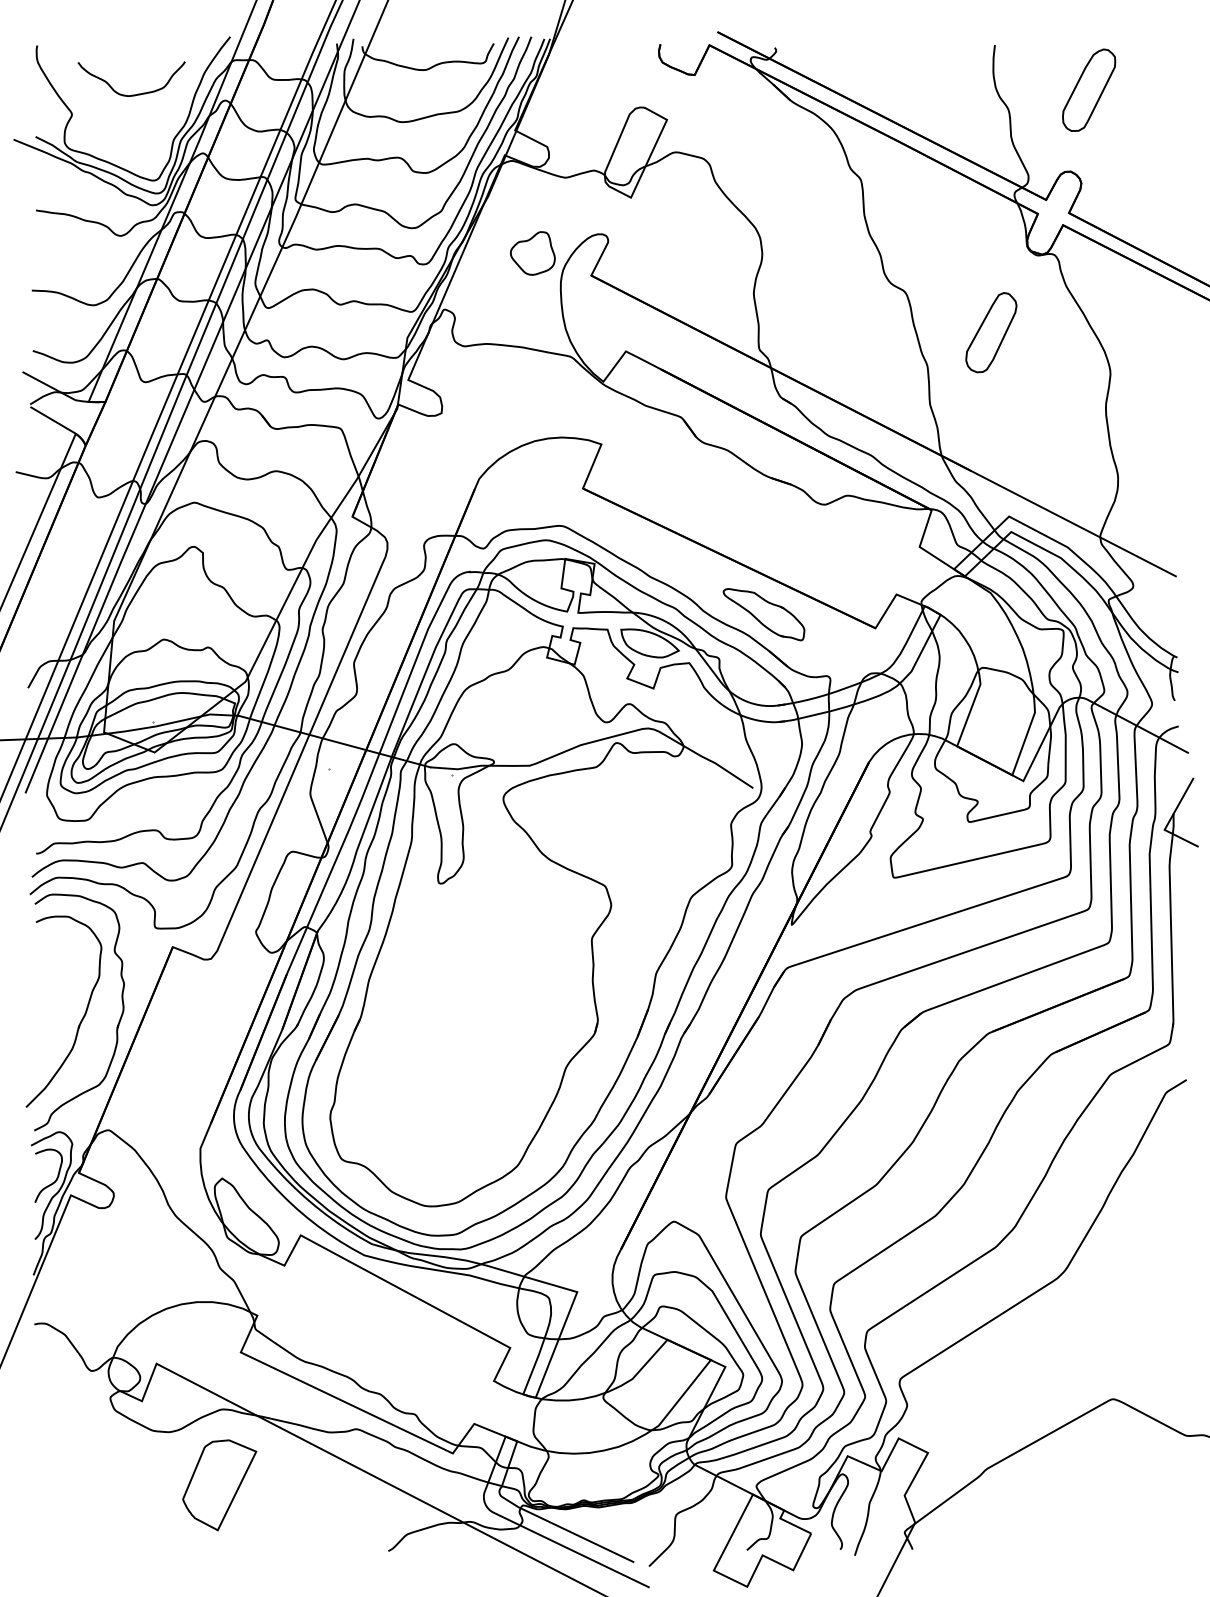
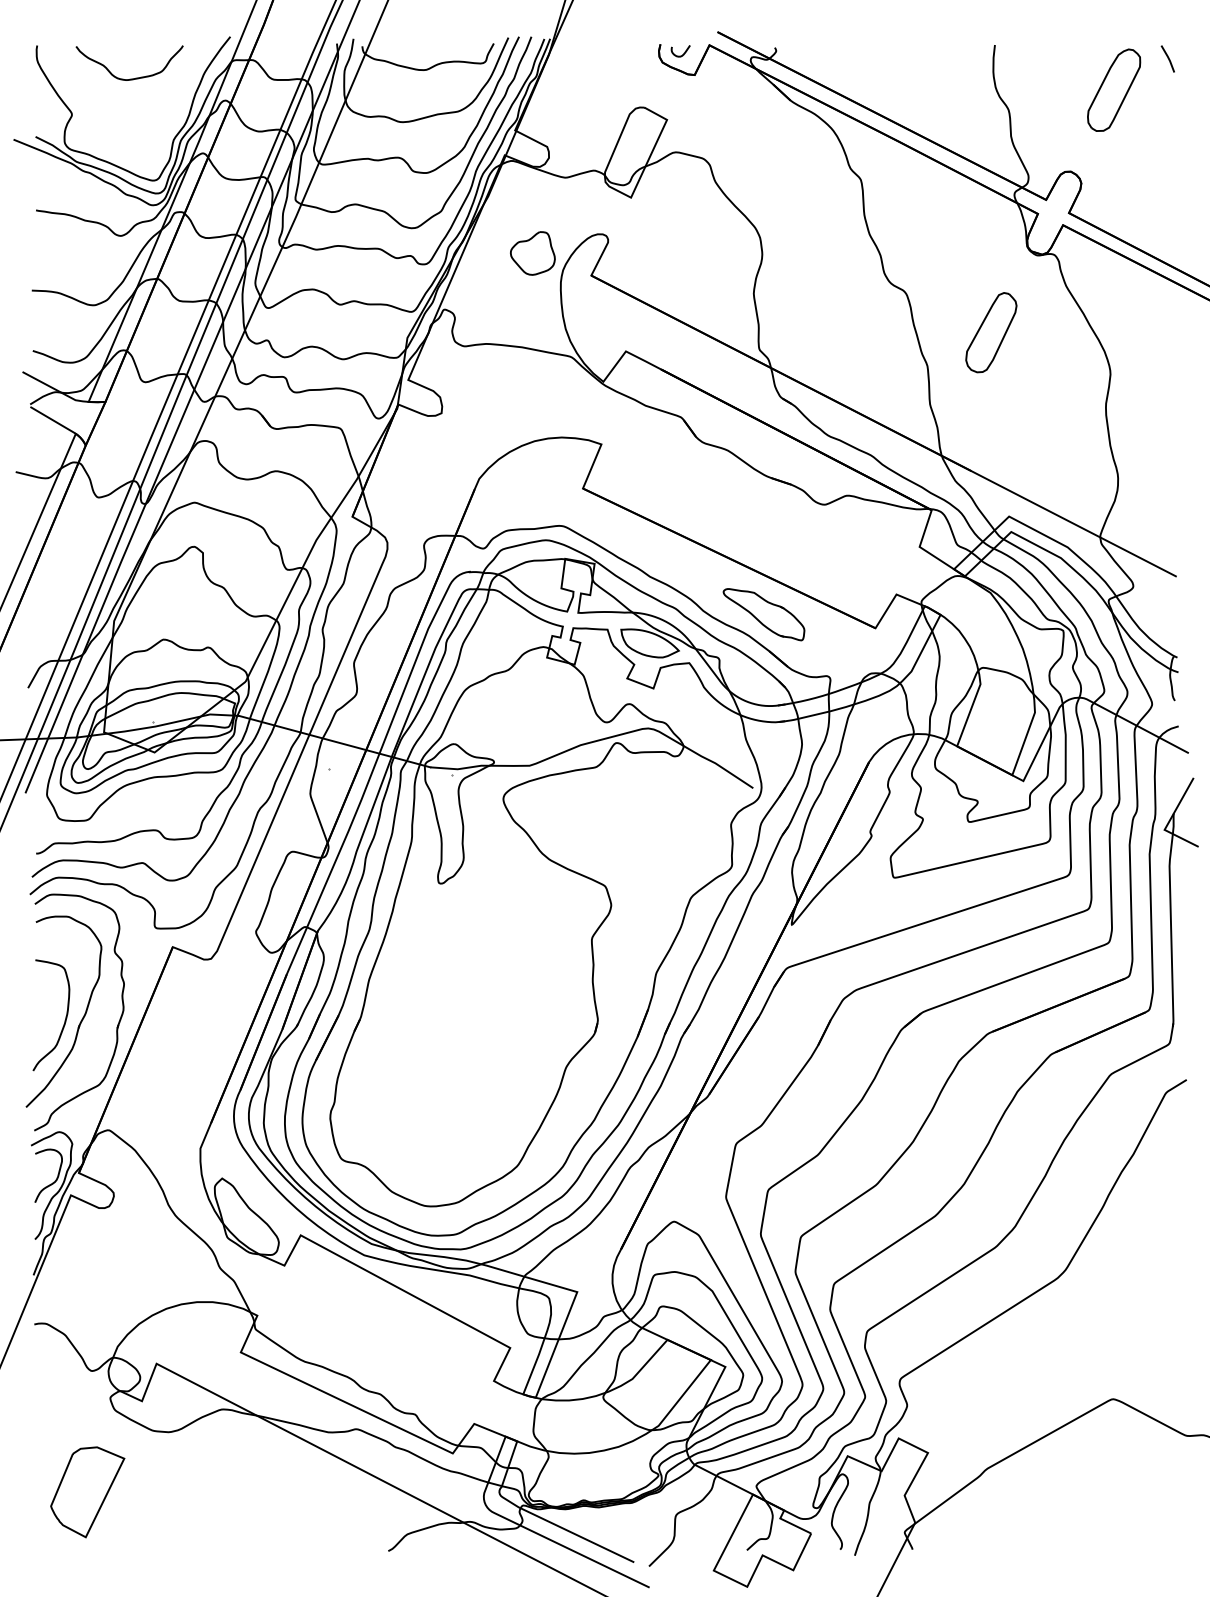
curve: none -> present (683, 53)
line: none -> present (1167, 58)
part position: (1089, 89) -> (1114, 89) (1114, 89)
curve position: (132, 94) -> (130, 78) (130, 78)
curve: none -> present (64, 1020)
part position: (219, 1485) -> (87, 1492) (87, 1492)
